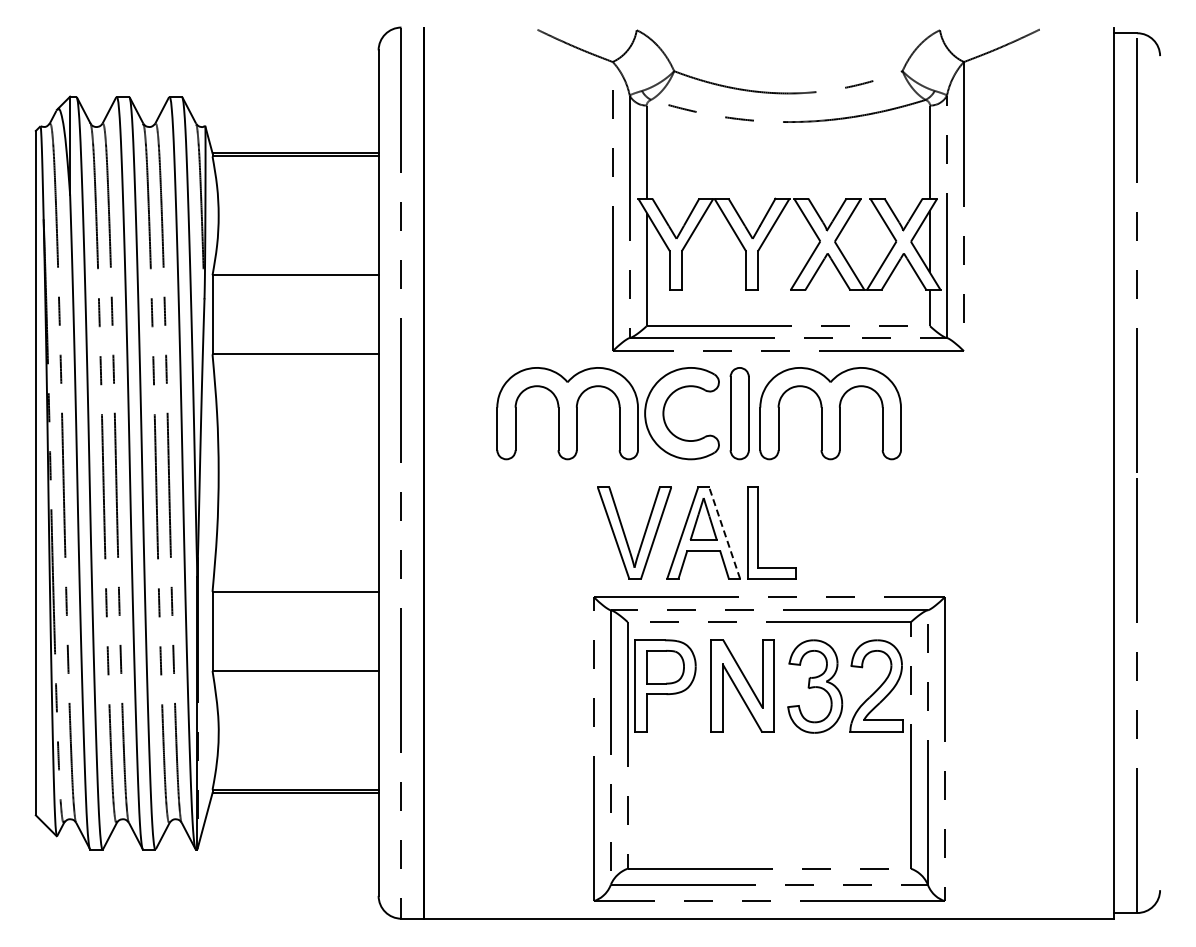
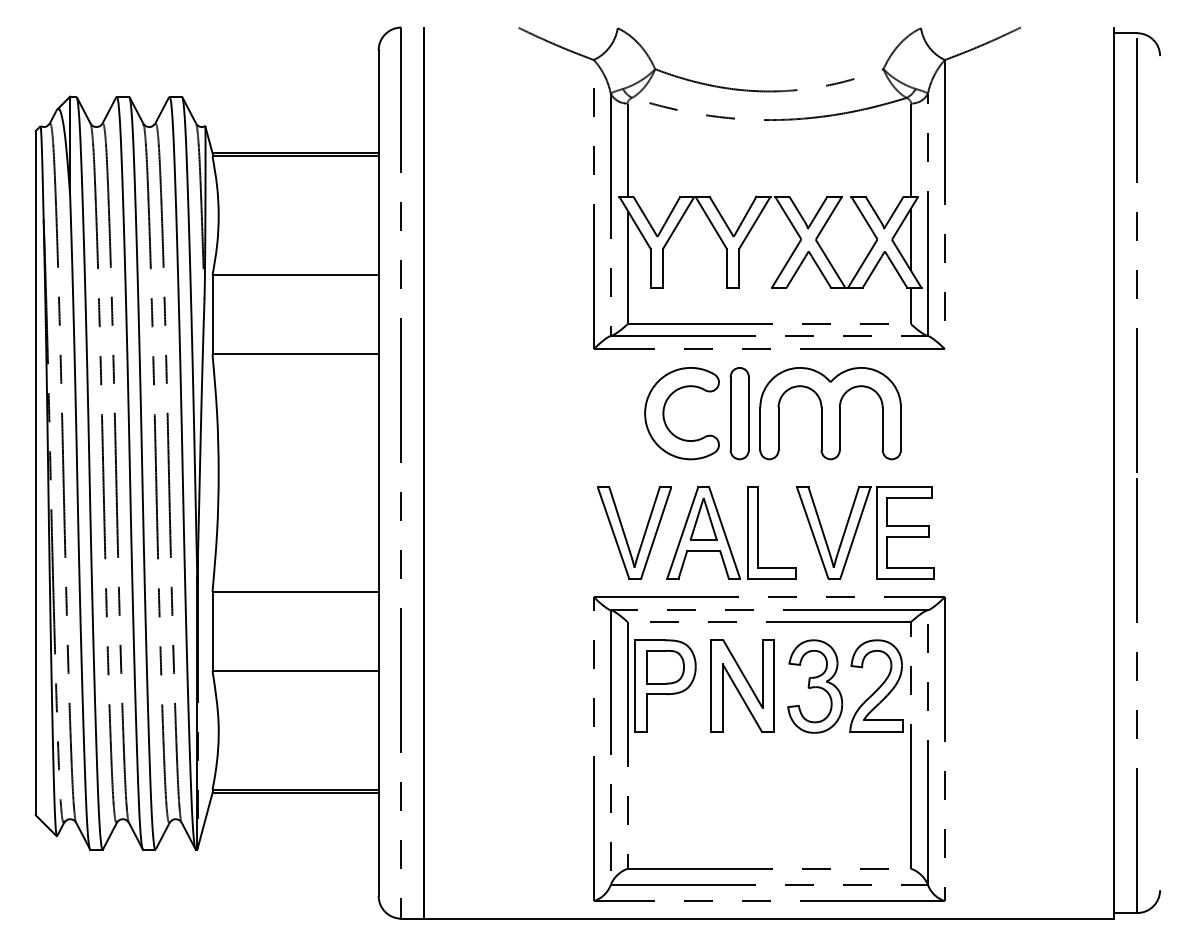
part position: (788, 198) -> (769, 196) (769, 196)
part: present -> none (567, 413)
part: none -> present (857, 530)
line: dashed -> solid (724, 533)
